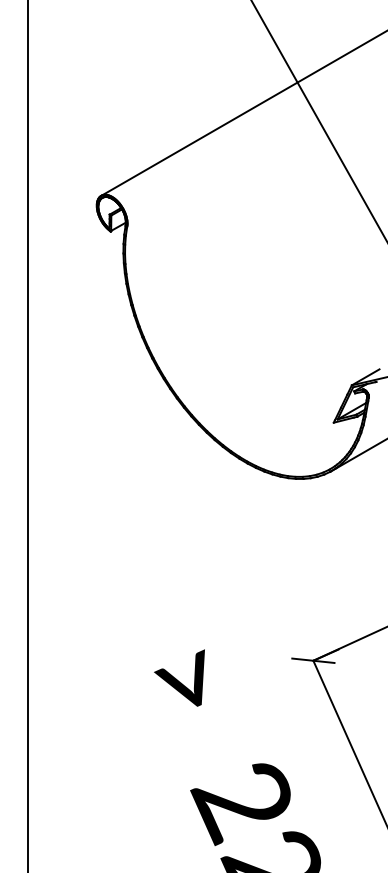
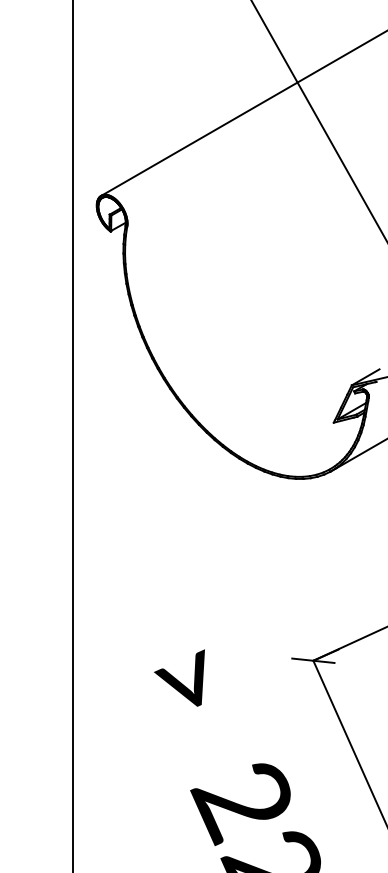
line position: (27, 435) -> (72, 435) (72, 435)
